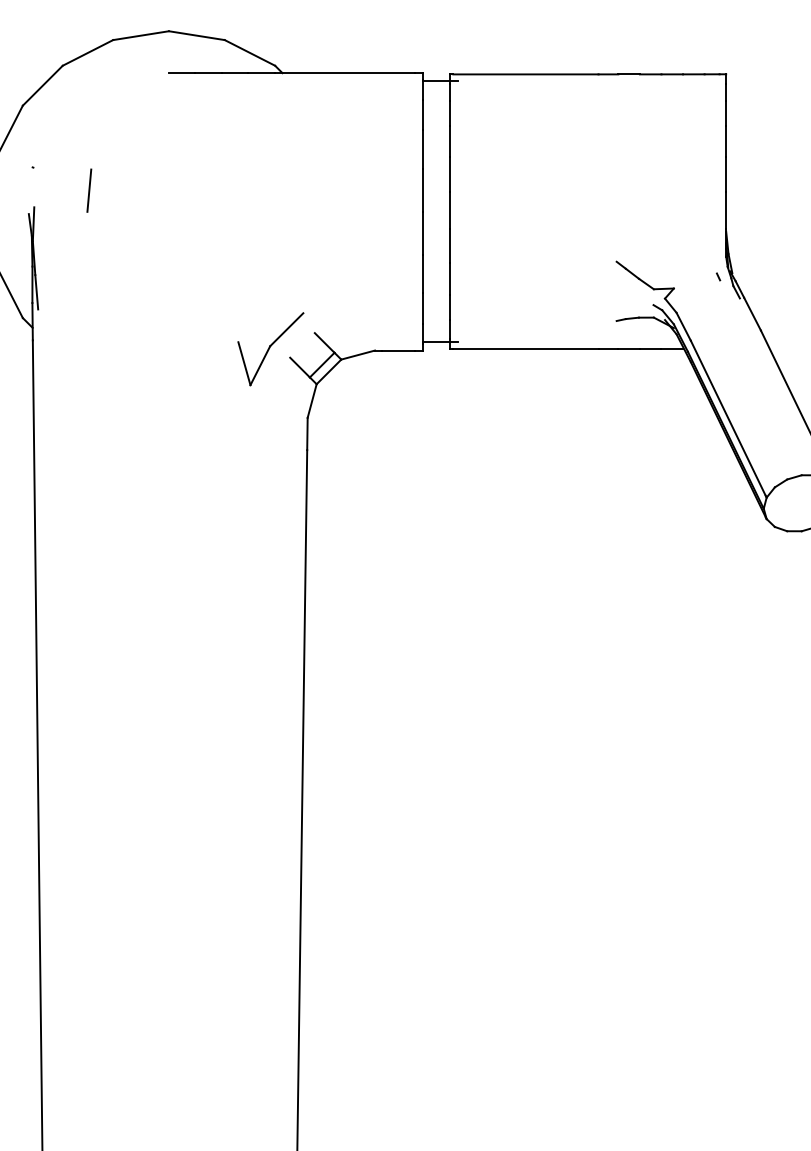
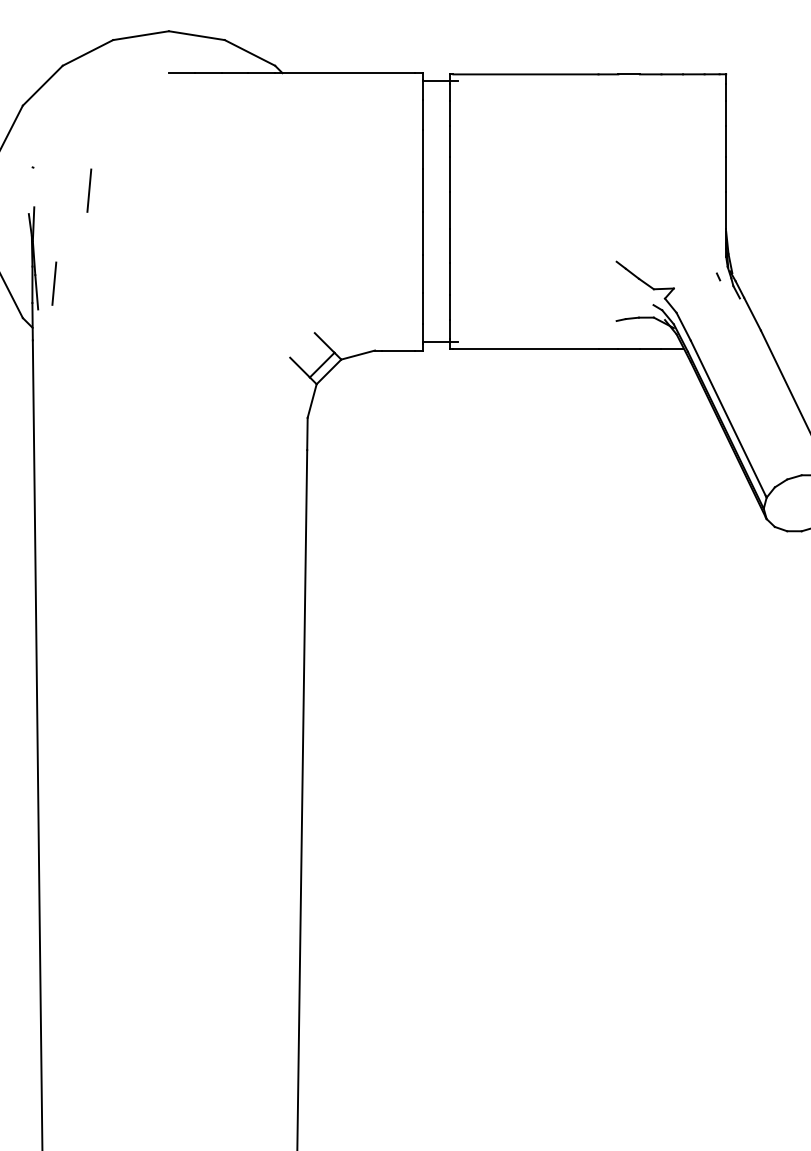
line: none -> present (54, 283)
part: present -> none (270, 349)
